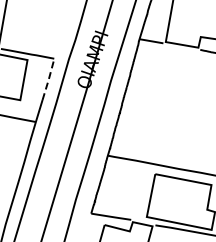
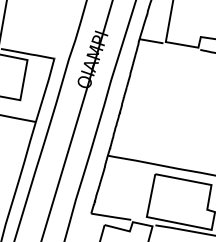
line: dashed -> solid (49, 78)
